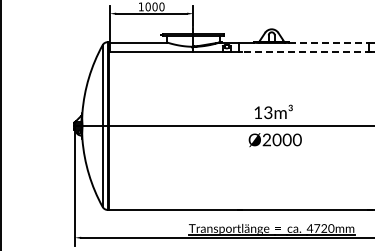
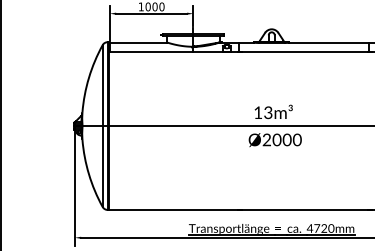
line: dashed -> solid (329, 42)
line: dashed -> solid (304, 52)
